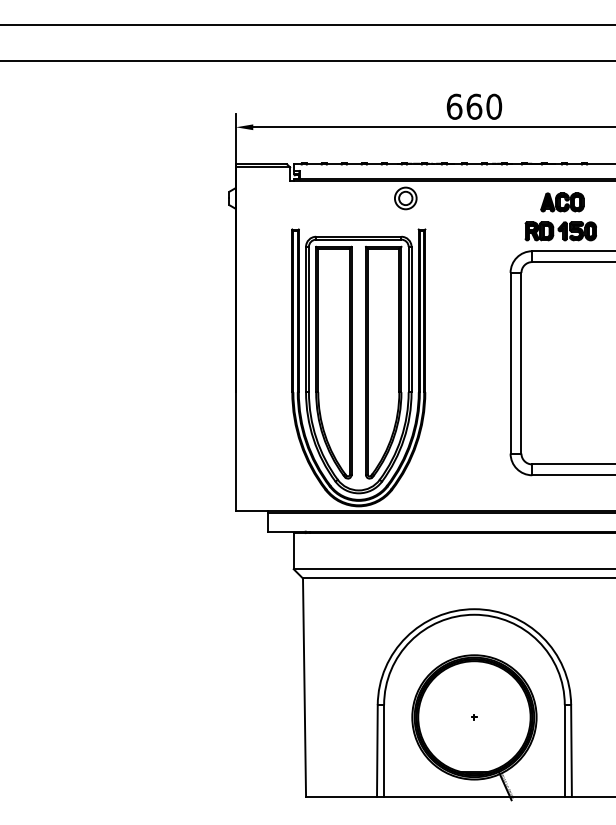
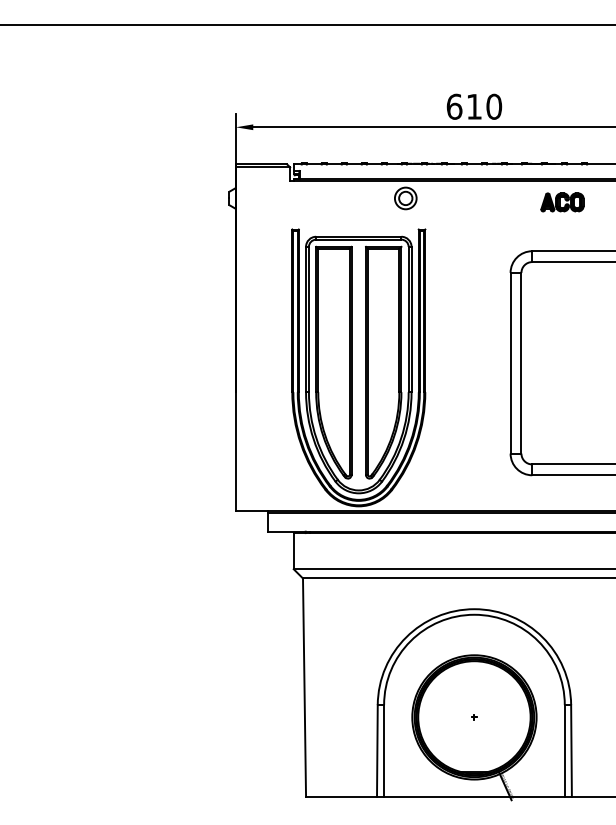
line: present -> none (307, 60)
text: 660 -> 610 (474, 106)
part: present -> none (560, 231)
